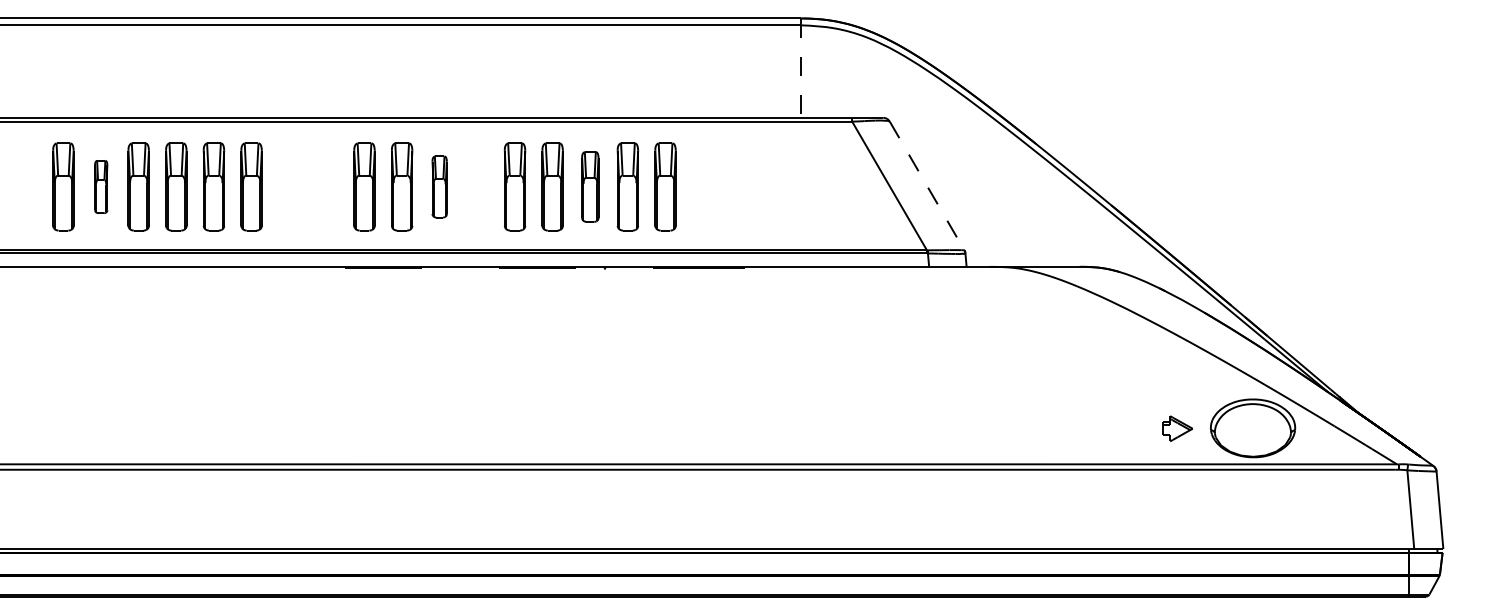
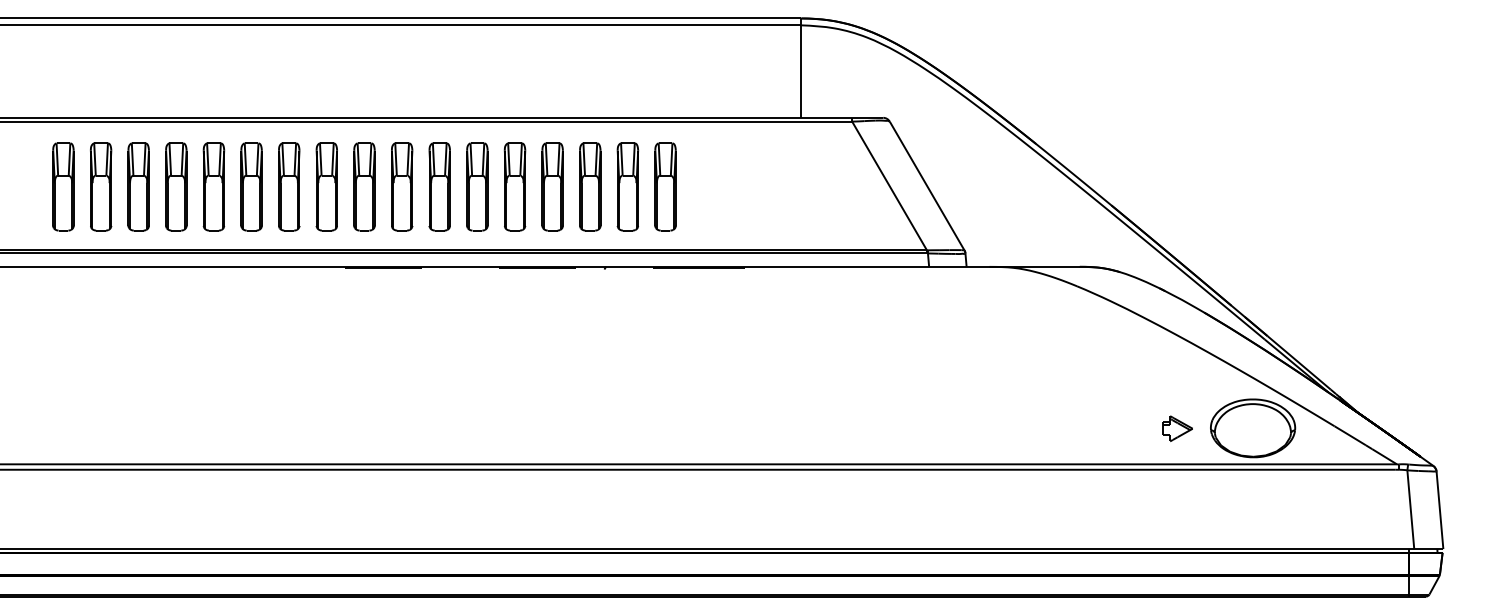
line: dashed -> solid (801, 68)
part size: 15x54 px -> 23x90 px (101, 186)
part: none -> present (289, 186)
part: none -> present (326, 186)
part size: 17x64 px -> 23x90 px (439, 186)
part: none -> present (477, 186)
part size: 19x72 px -> 23x90 px (590, 186)
line: dashed -> solid (927, 186)
